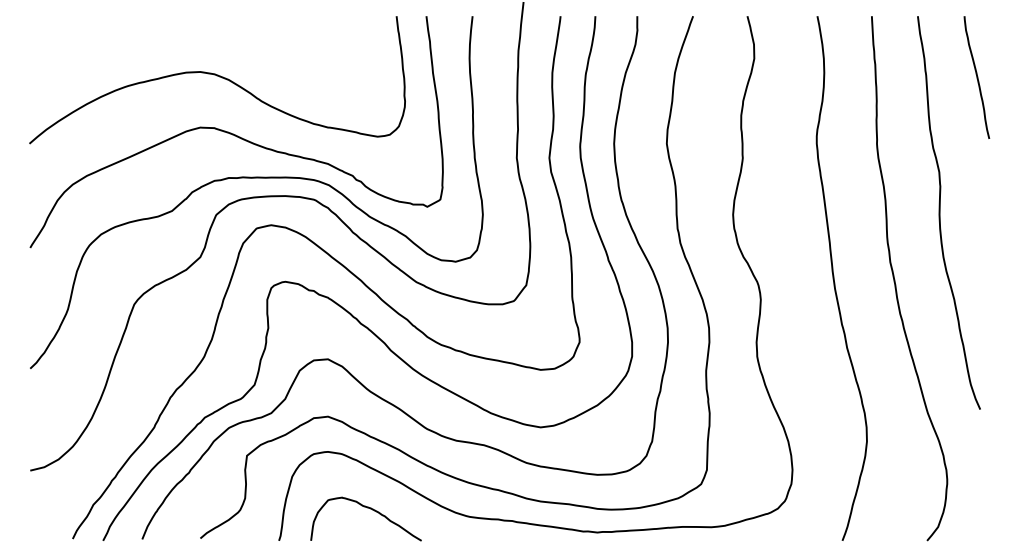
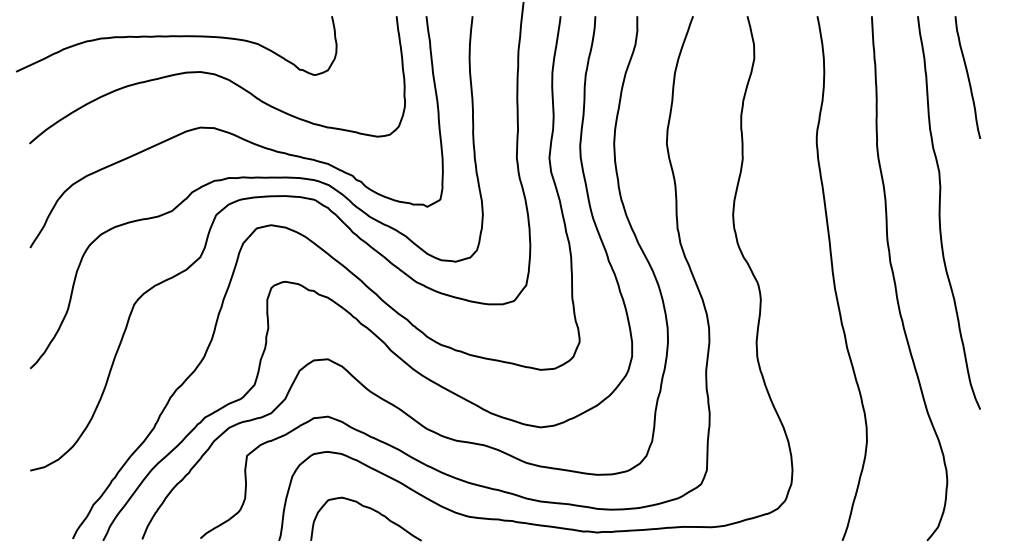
curve: none -> present (176, 37)
curve position: (976, 77) -> (967, 77) (967, 77)
